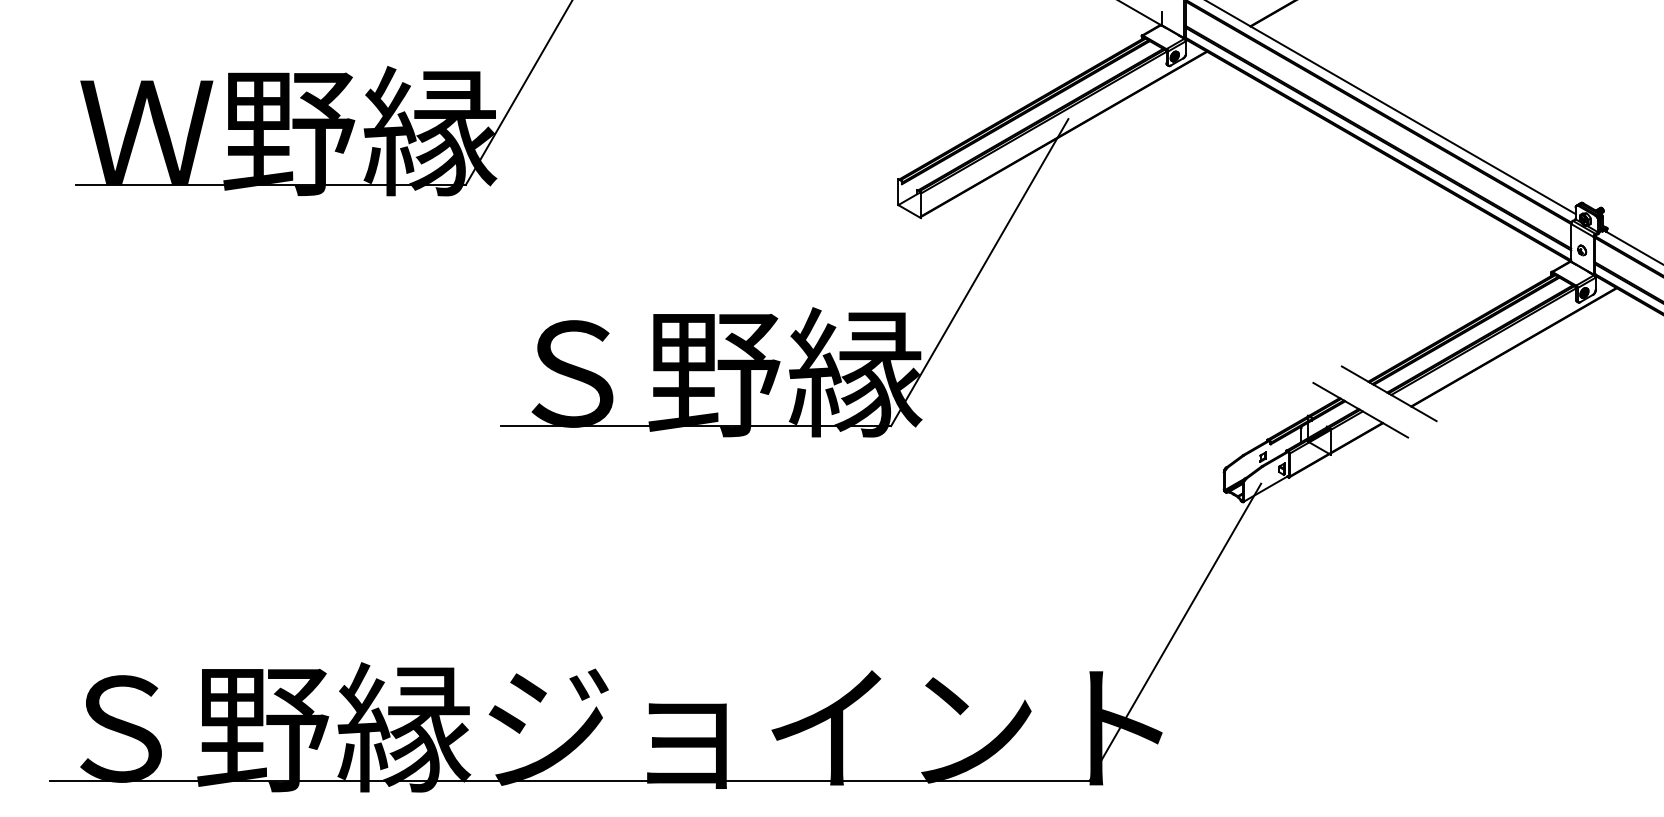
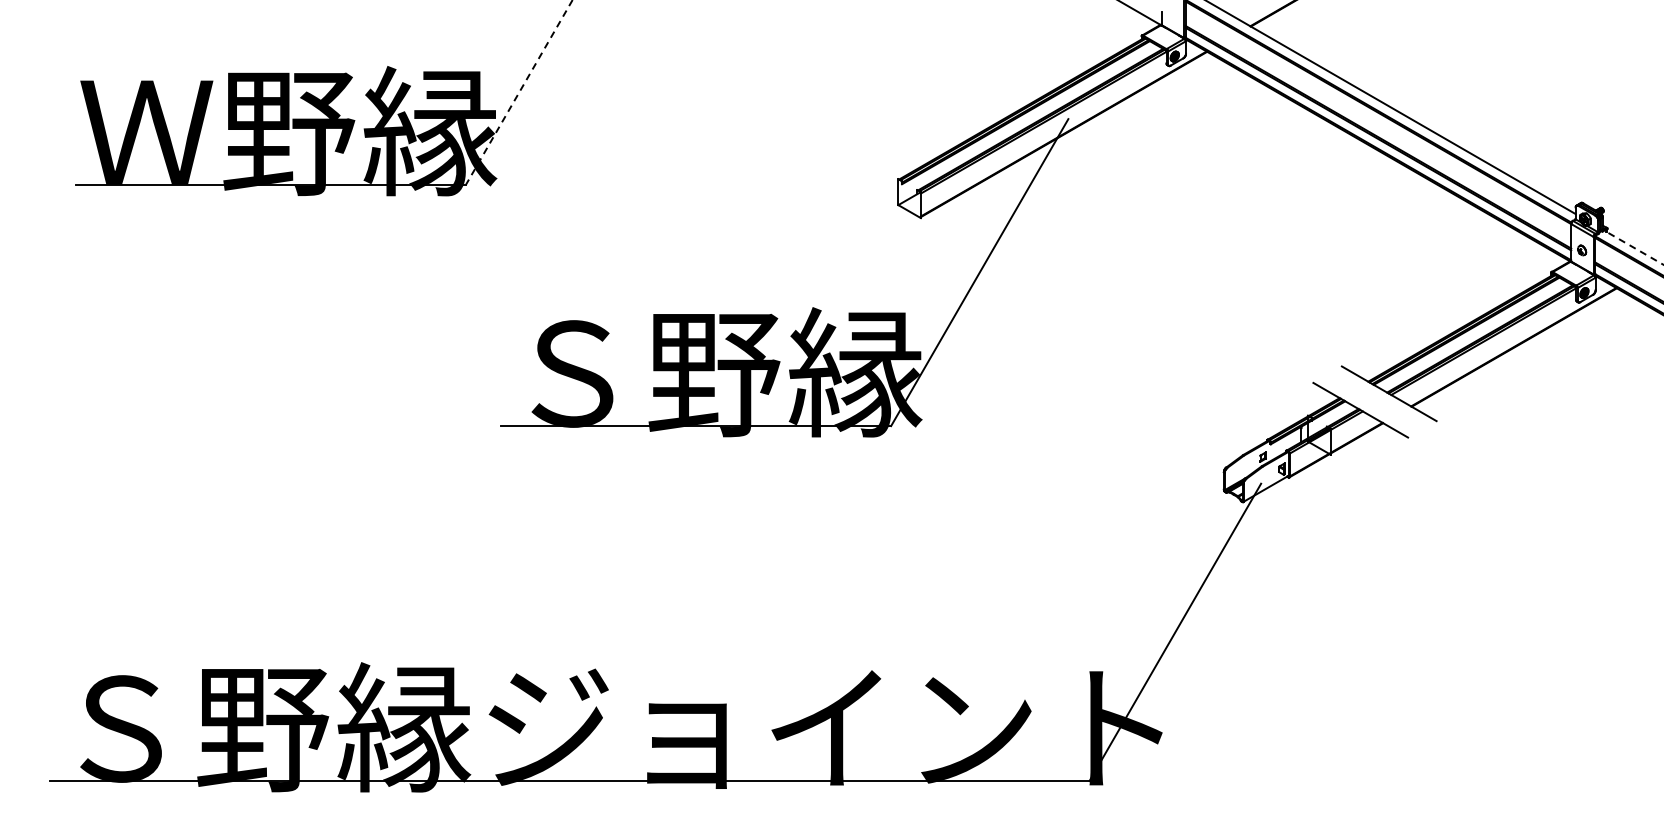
line: solid -> dashed (519, 92)
line: solid -> dashed (1633, 247)
